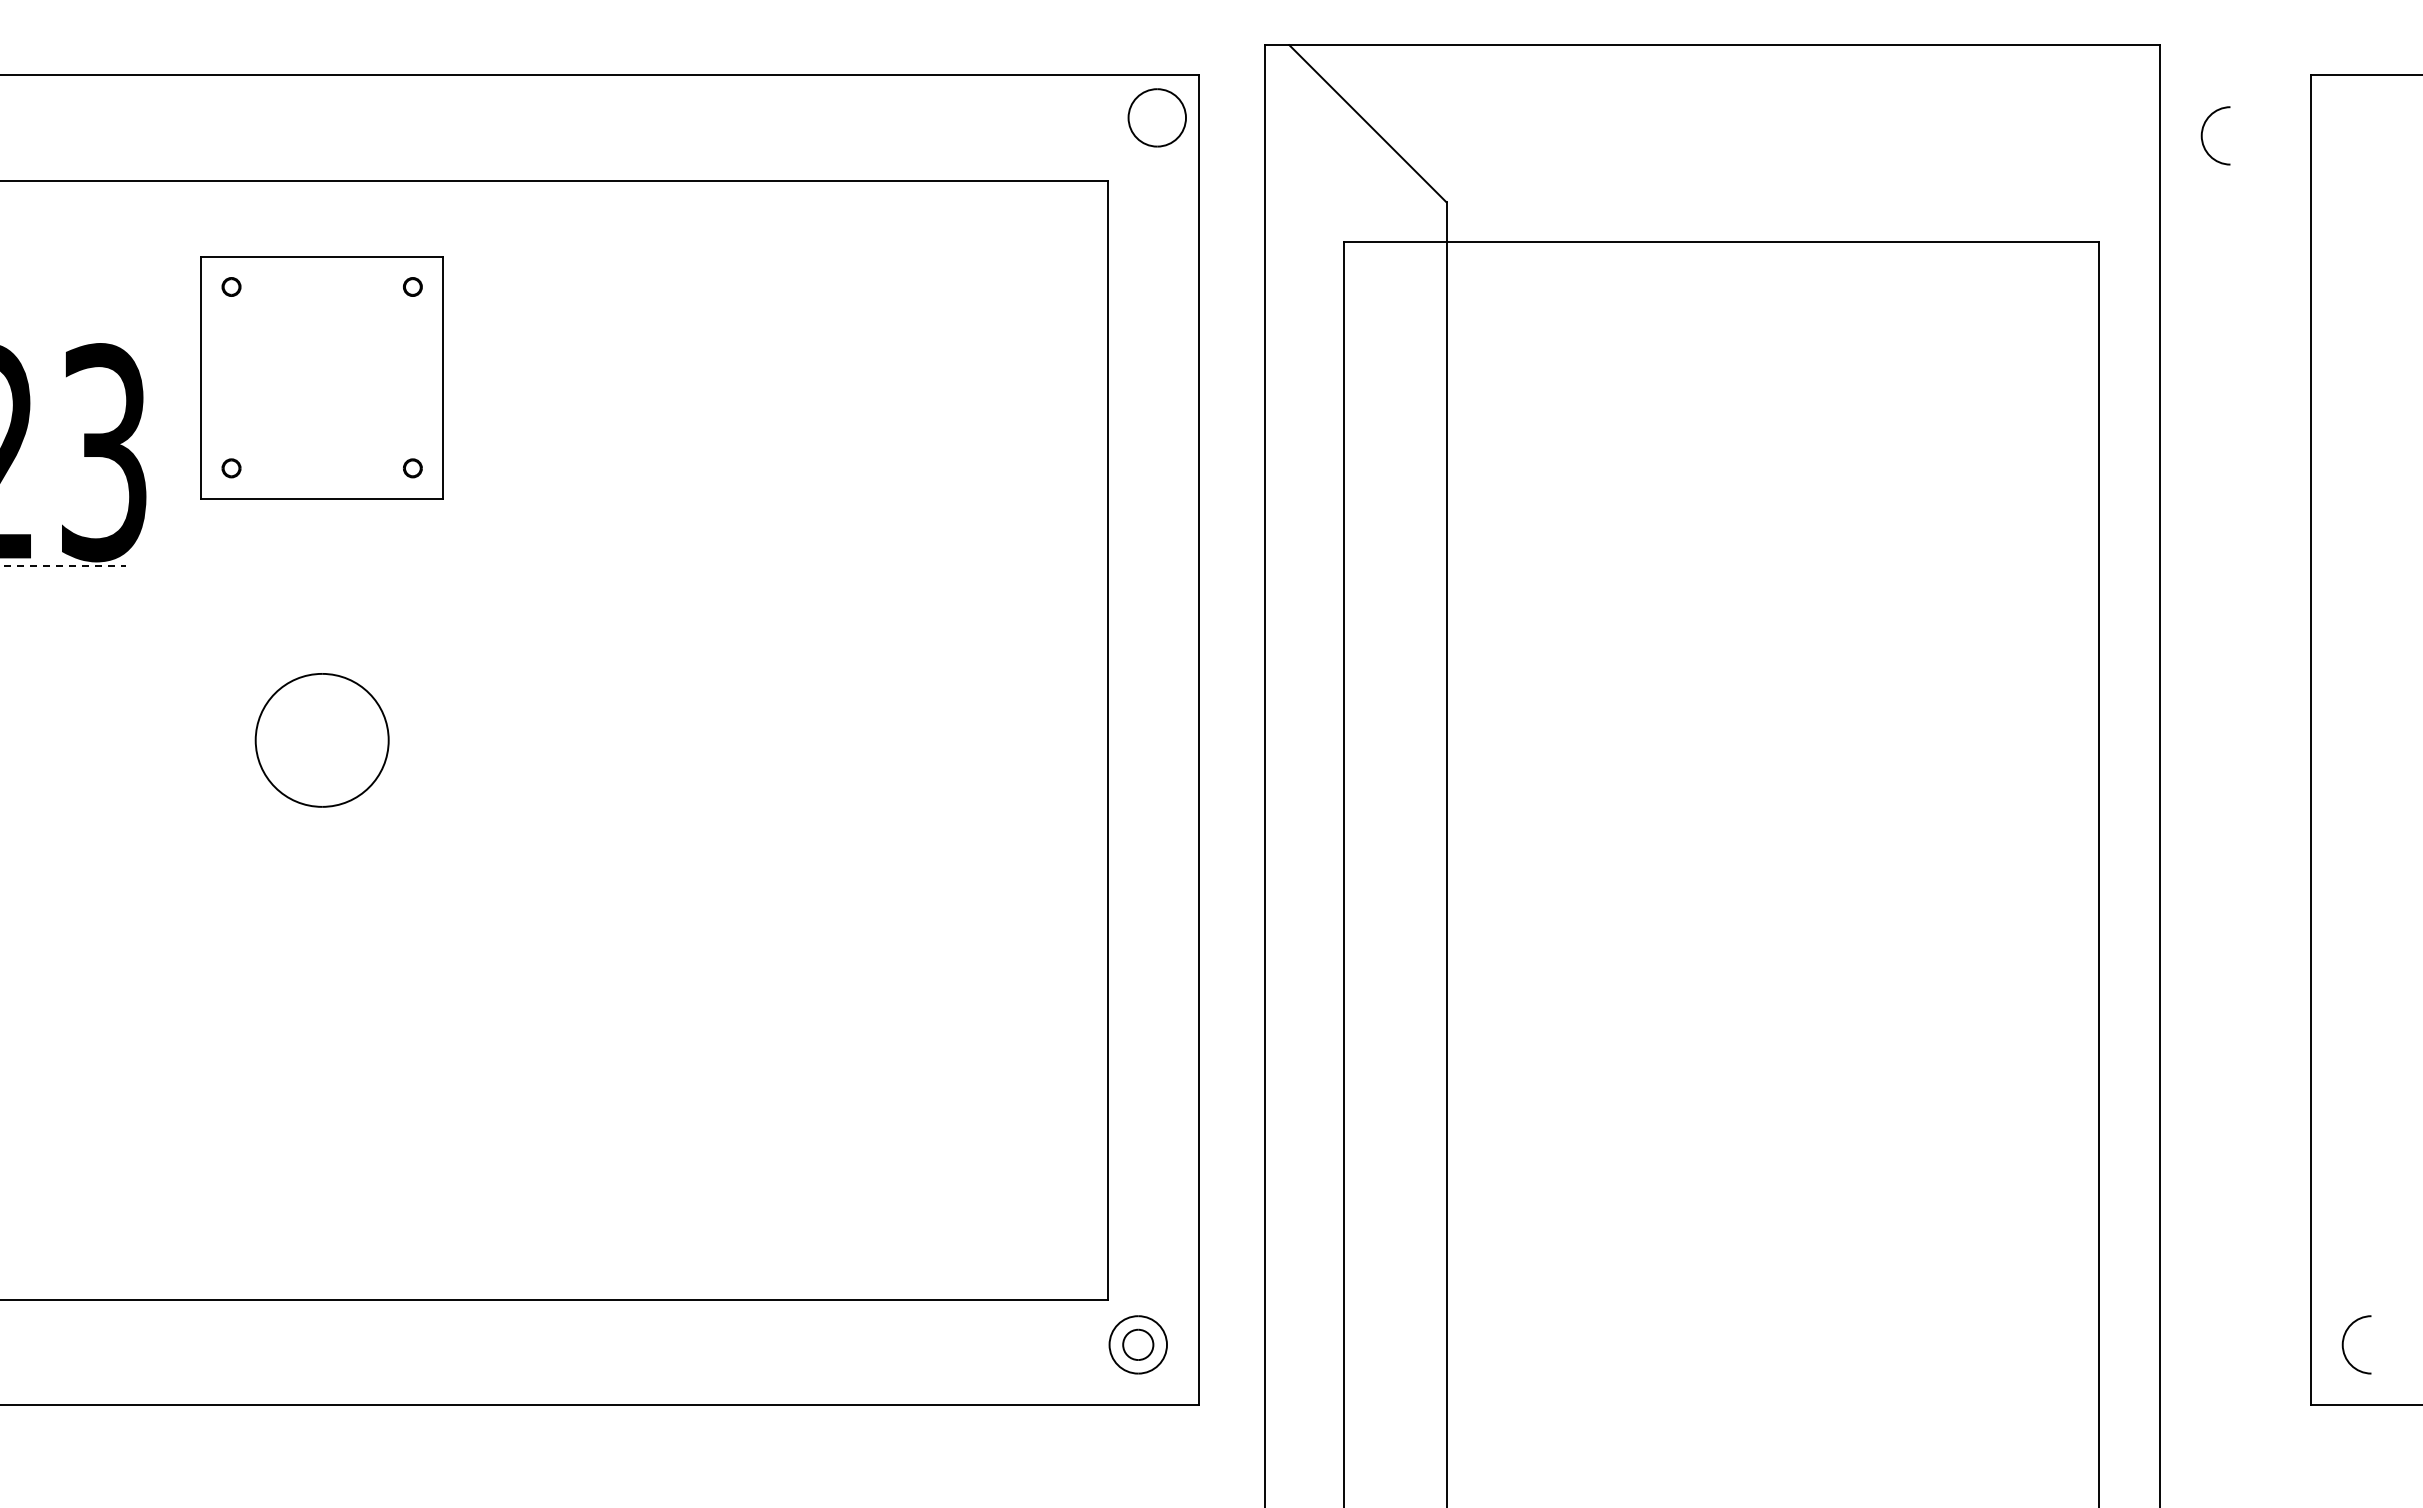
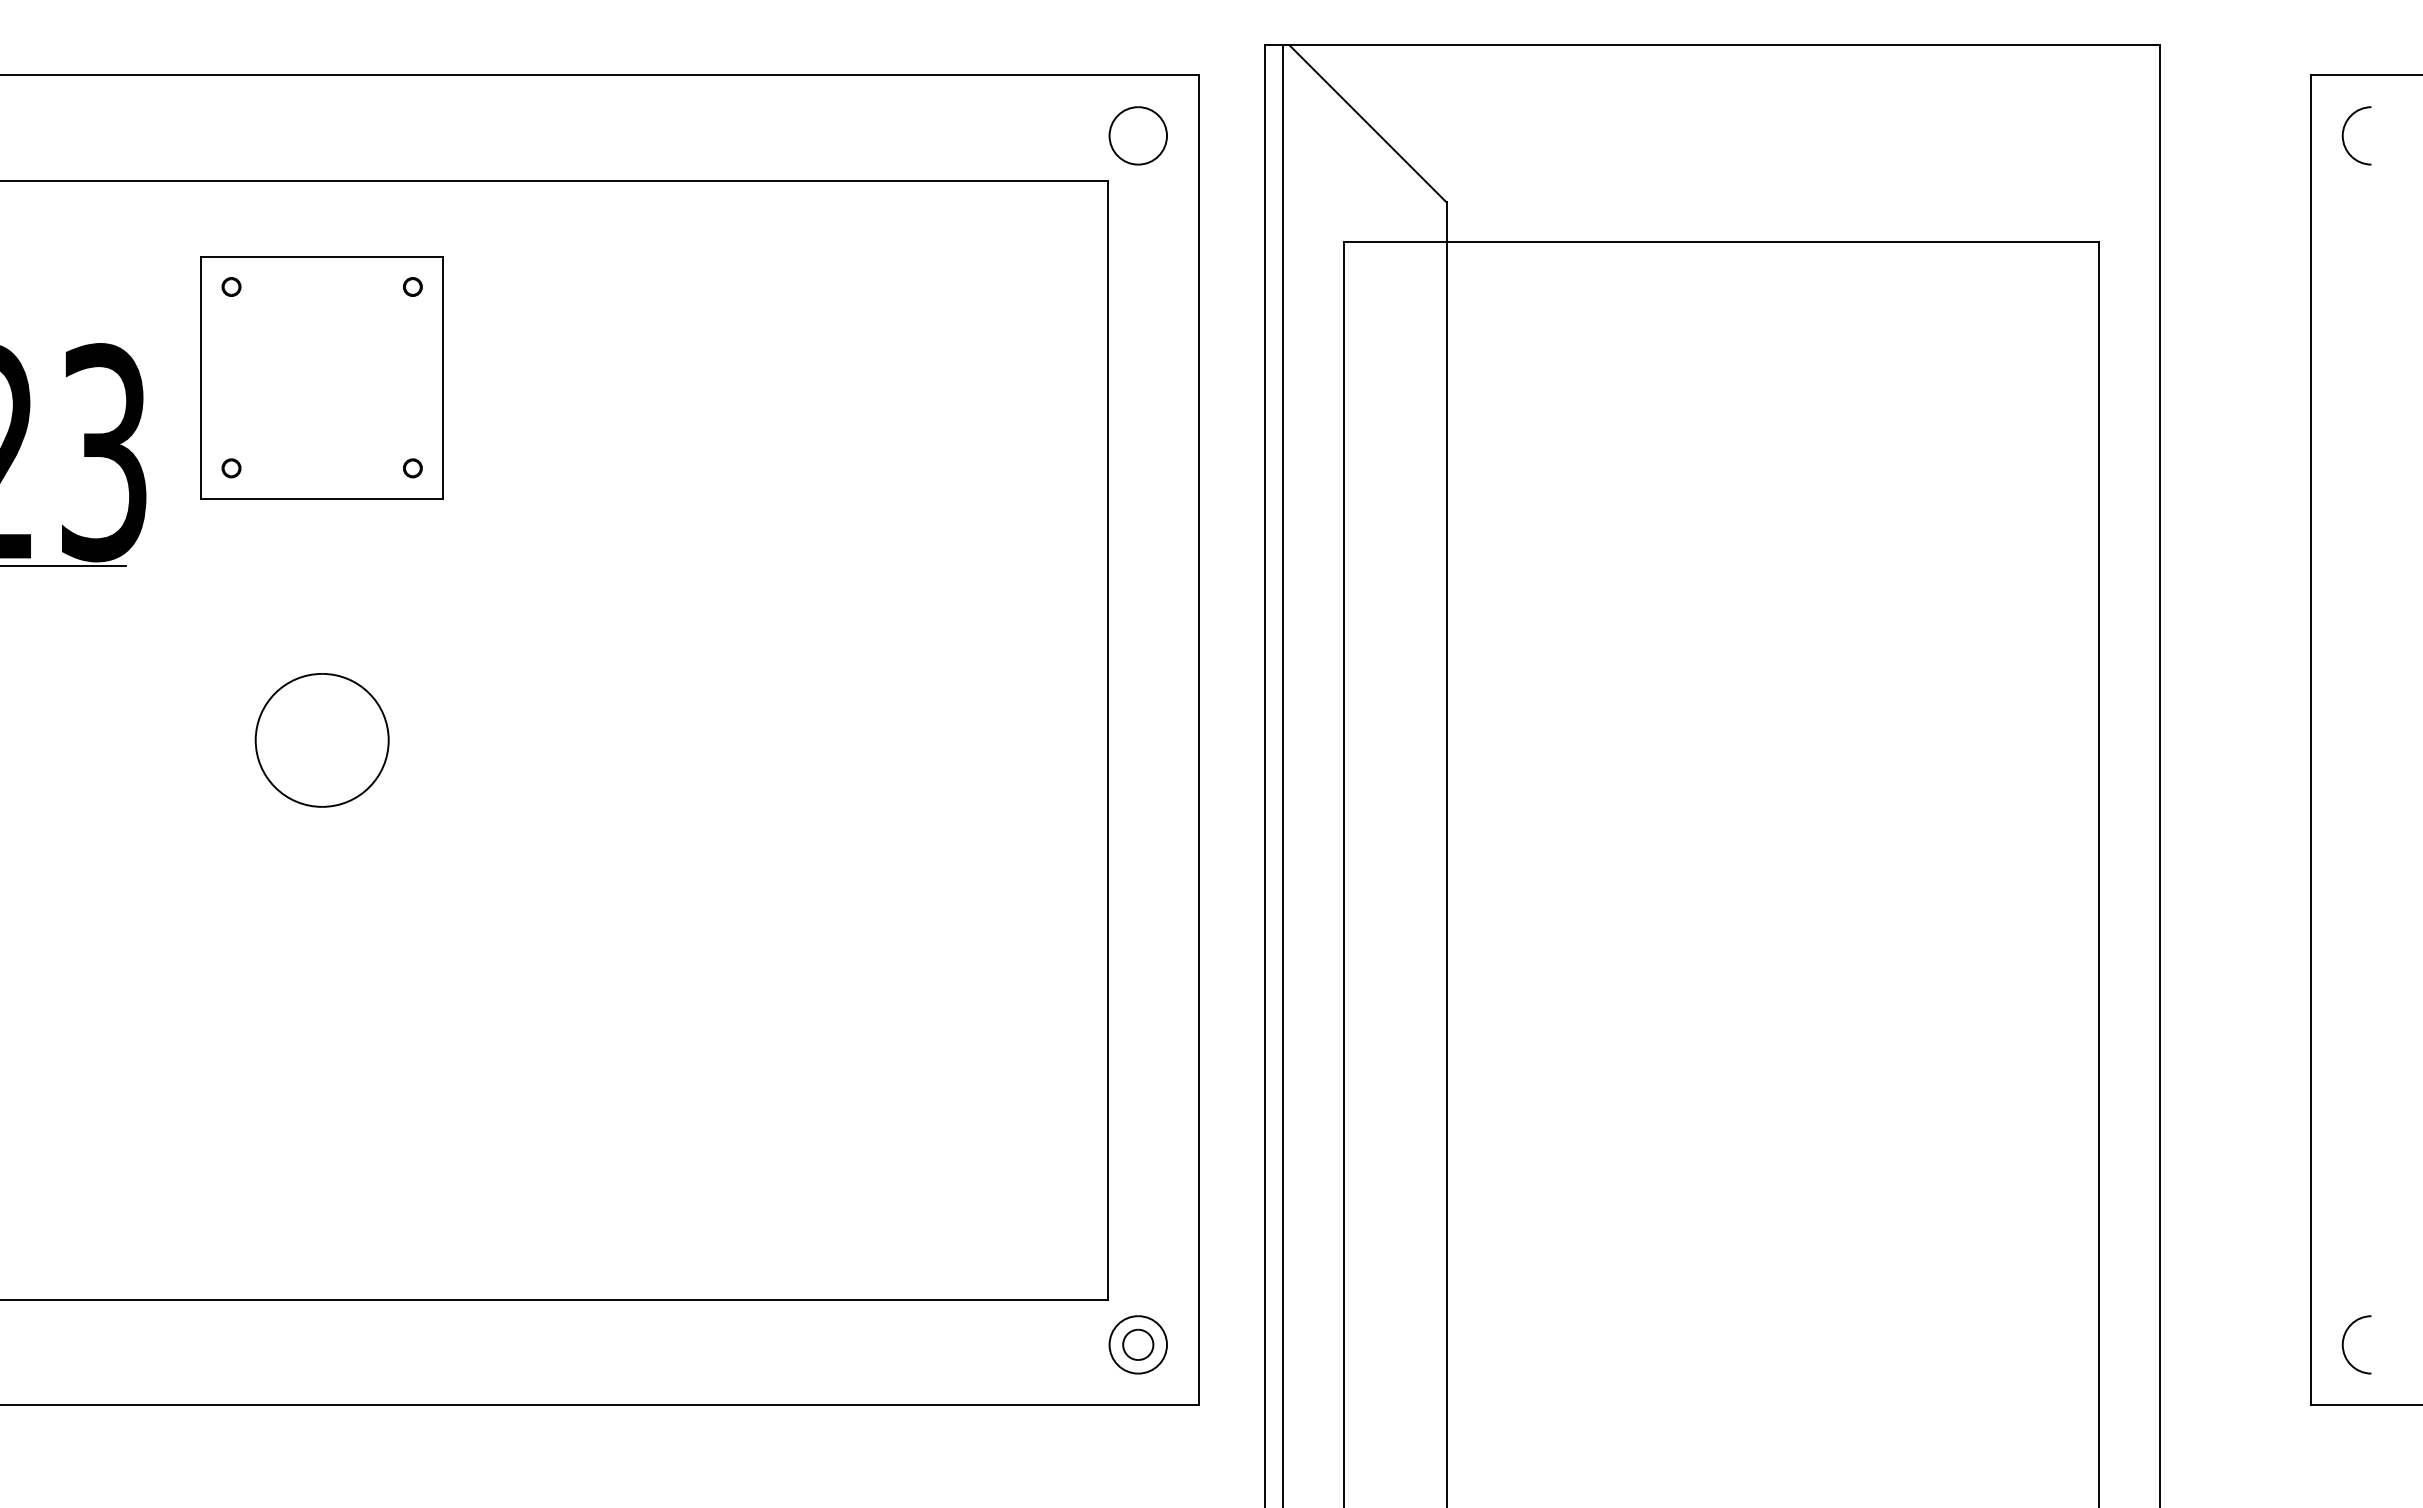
part position: (1156, 117) -> (1137, 135) (1137, 135)
arc position: (2203, 131) -> (2344, 131) (2344, 131)
line: dashed -> solid (63, 565)
line: none -> present (1283, 774)
